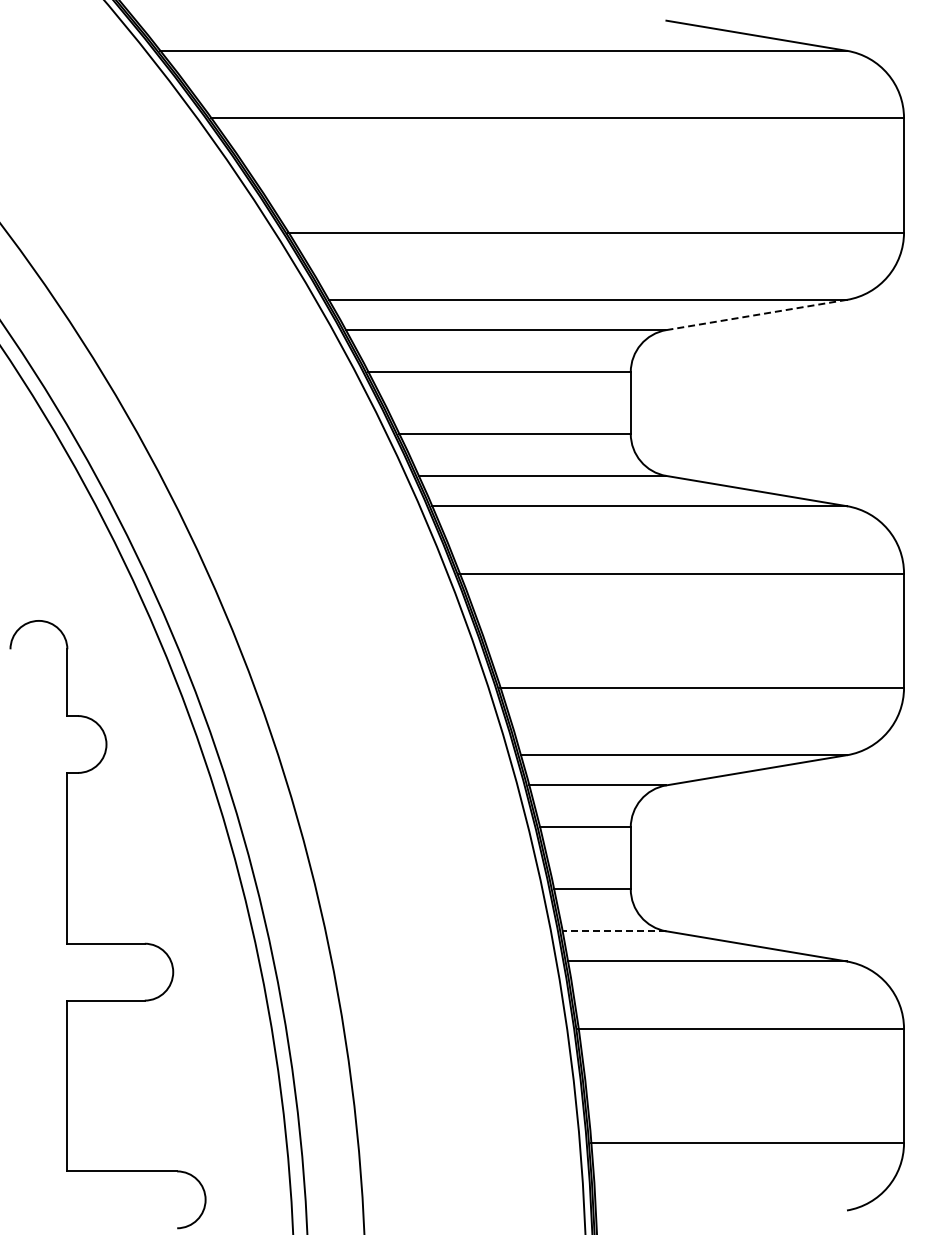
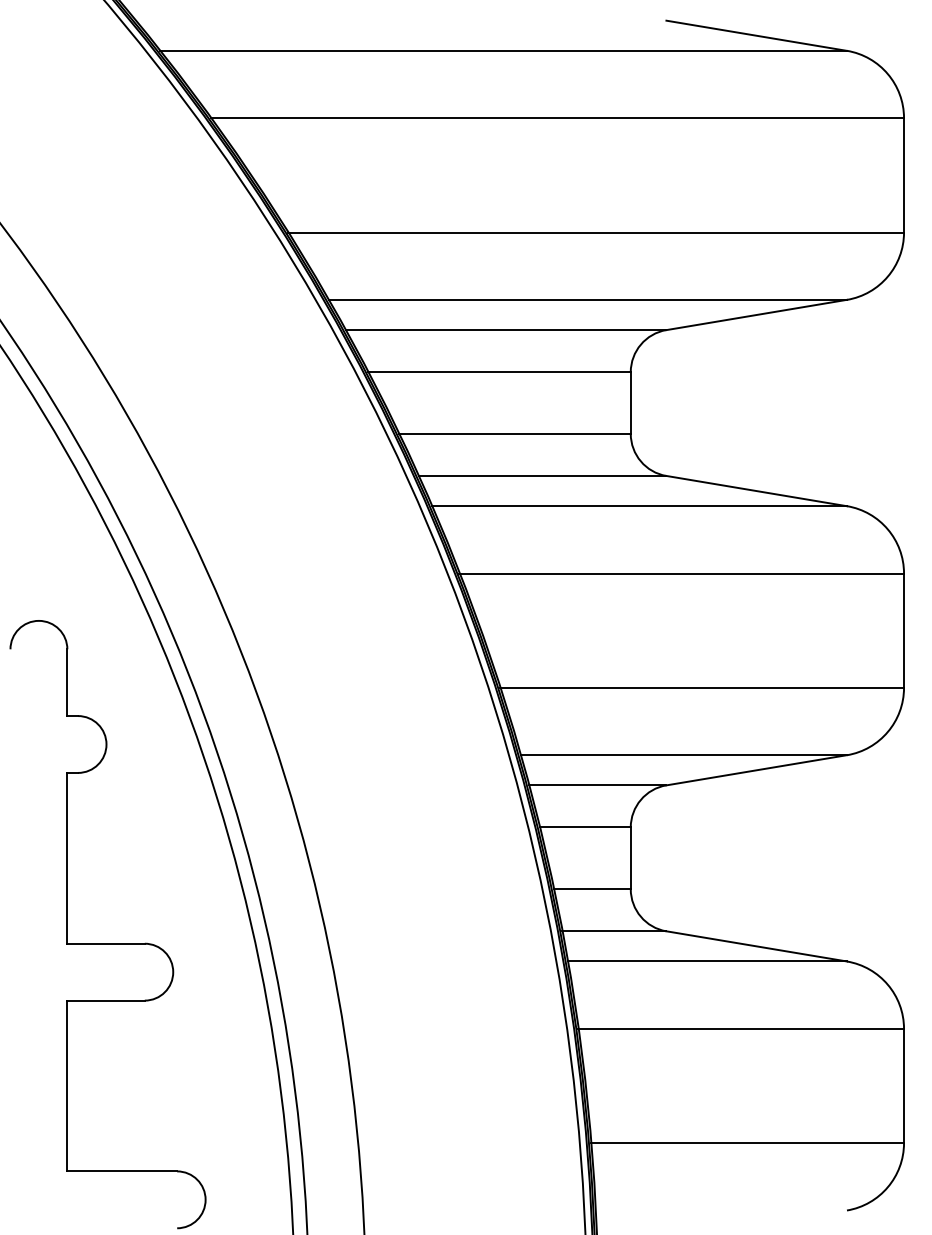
line: dashed -> solid (756, 314)
line: dashed -> solid (613, 931)
